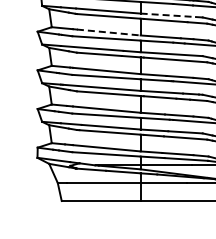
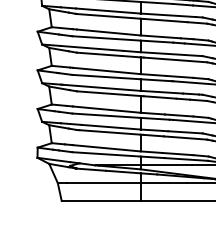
line: dashed -> solid (168, 15)
line: dashed -> solid (109, 32)
